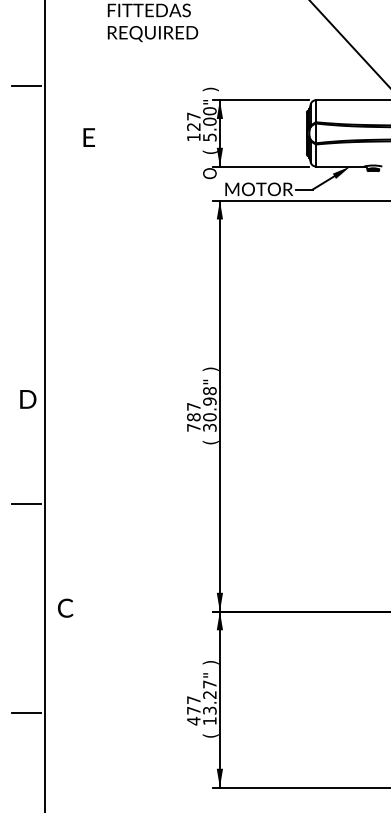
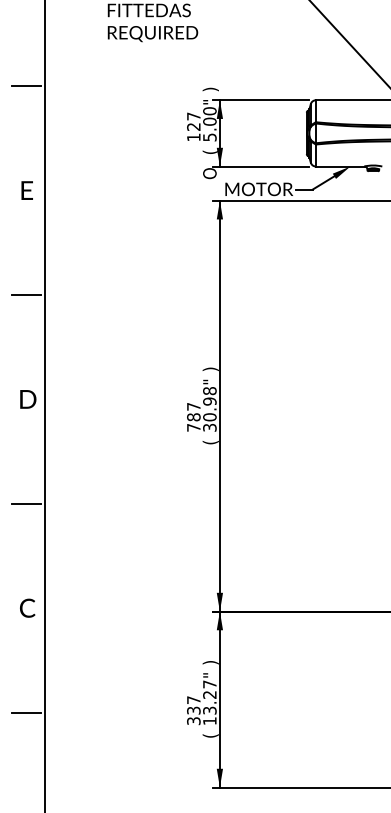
text position: (88, 137) -> (26, 190) (26, 190)
line: none -> present (26, 295)
text position: (65, 607) -> (27, 607) (27, 607)
text: 477 -> 337 (193, 715)
